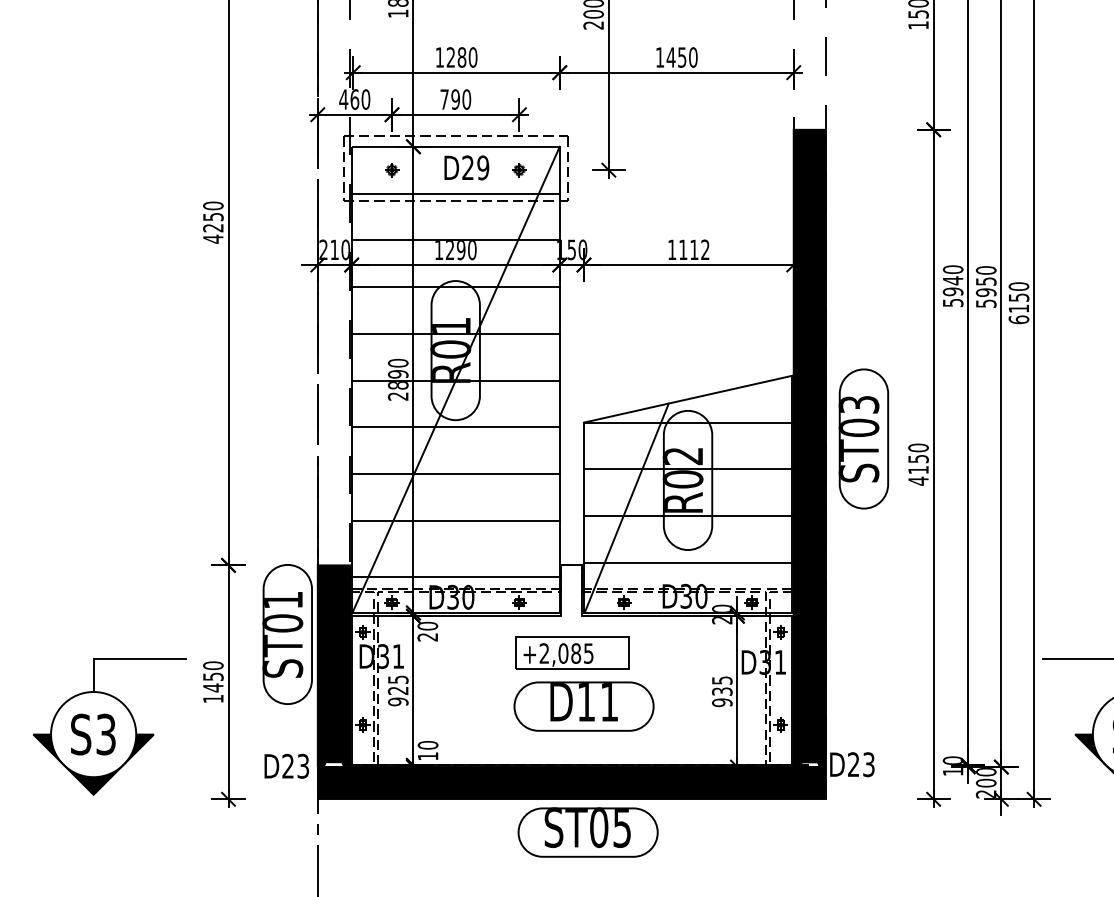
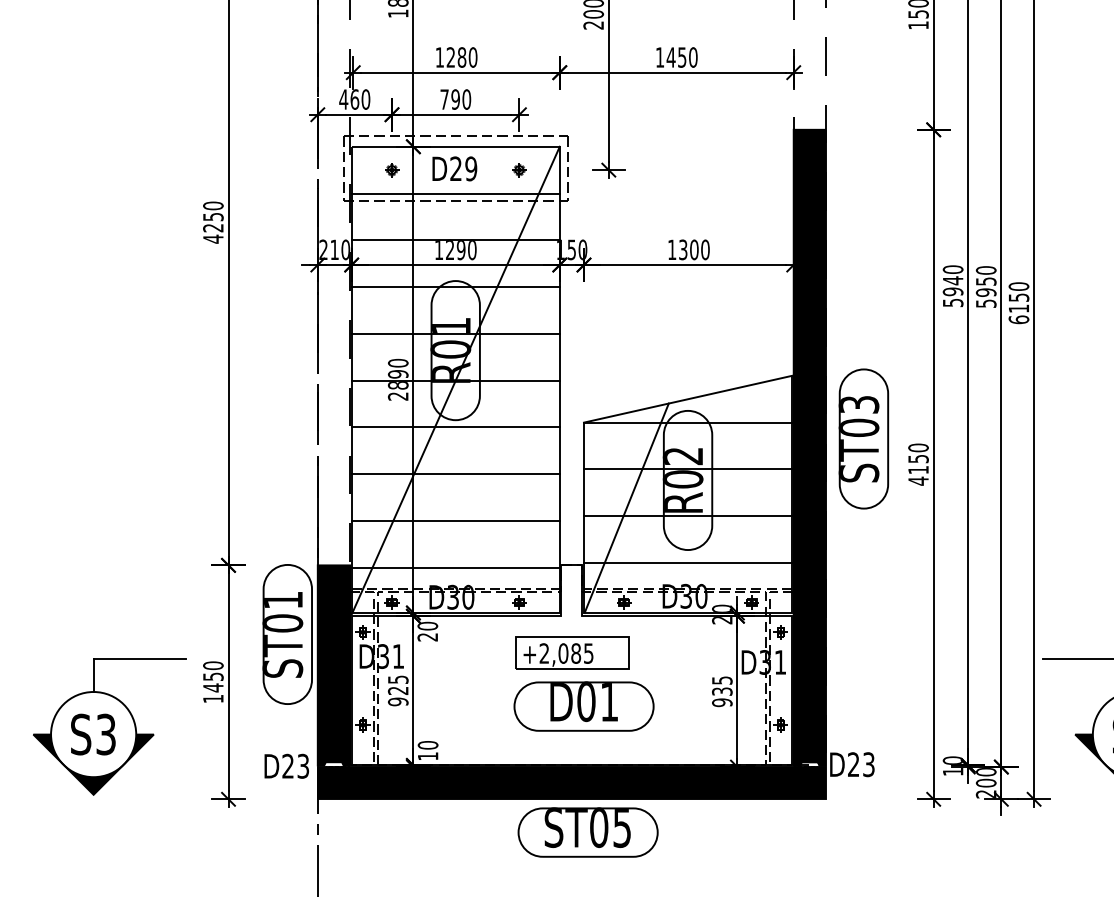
text position: (466, 167) -> (454, 168) (454, 168)
text: 1112 -> 1300 (694, 249)
line position: (455, 576) -> (455, 567) (455, 567)
text: D11 -> D01 (586, 701)
